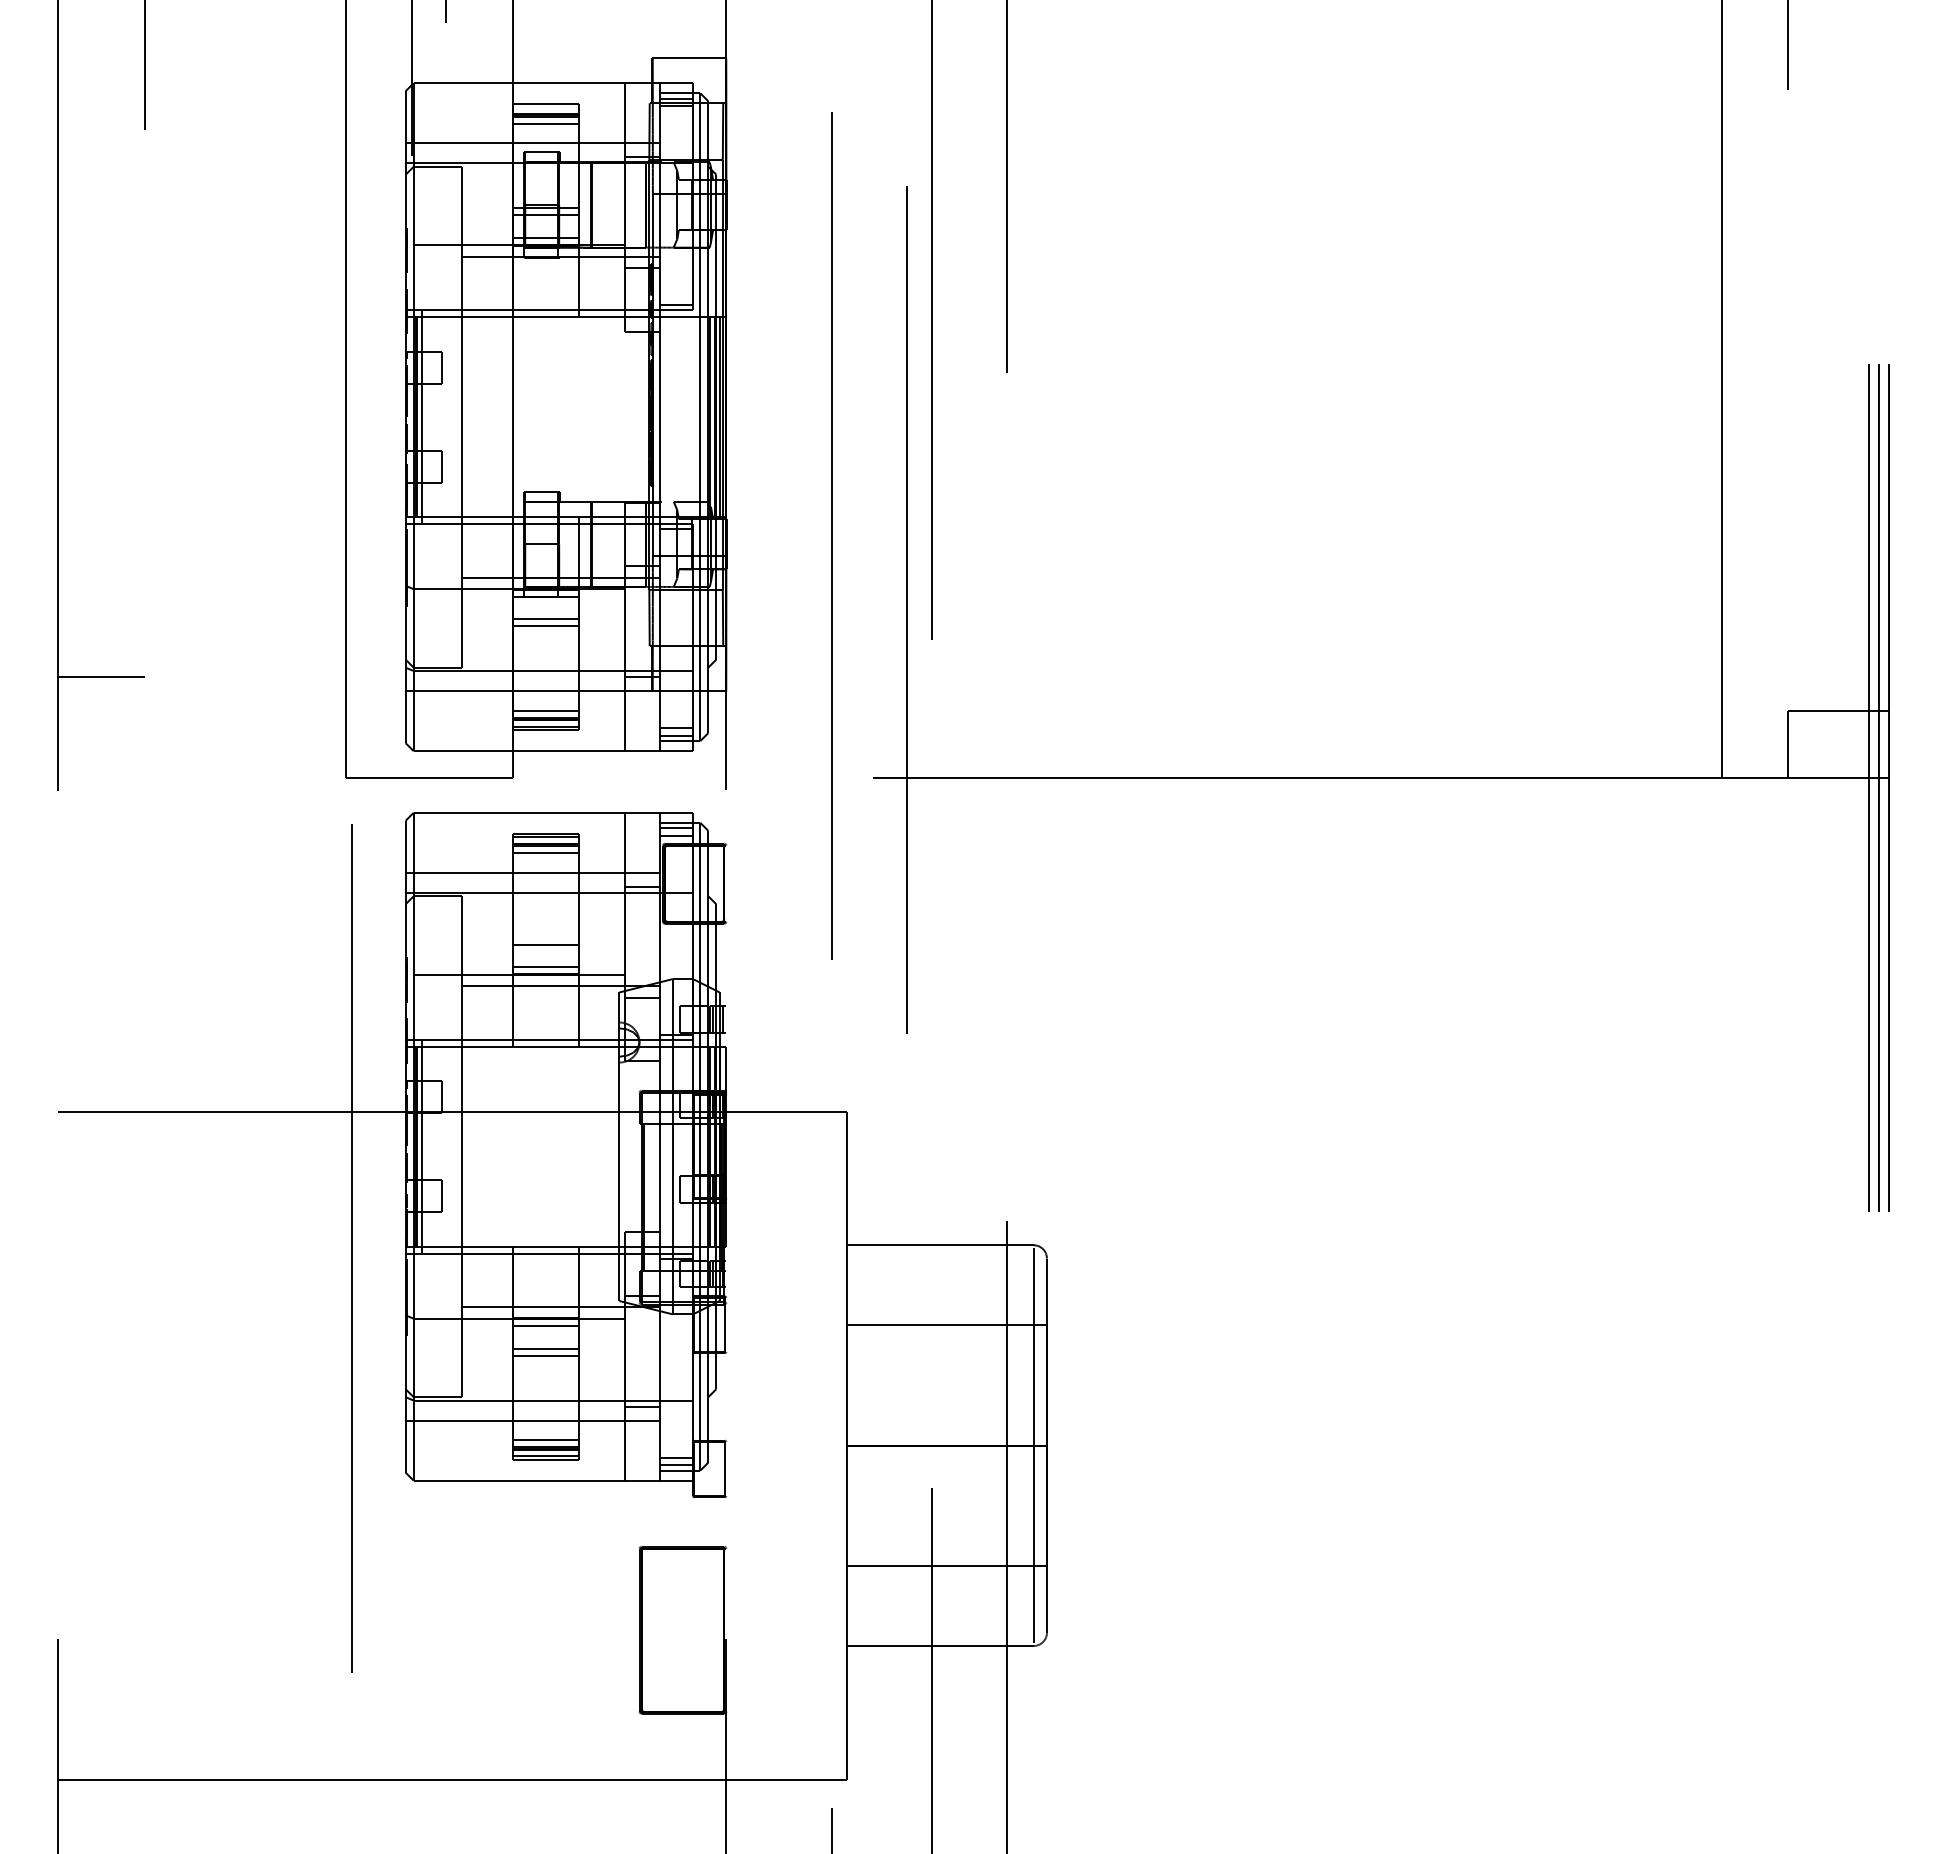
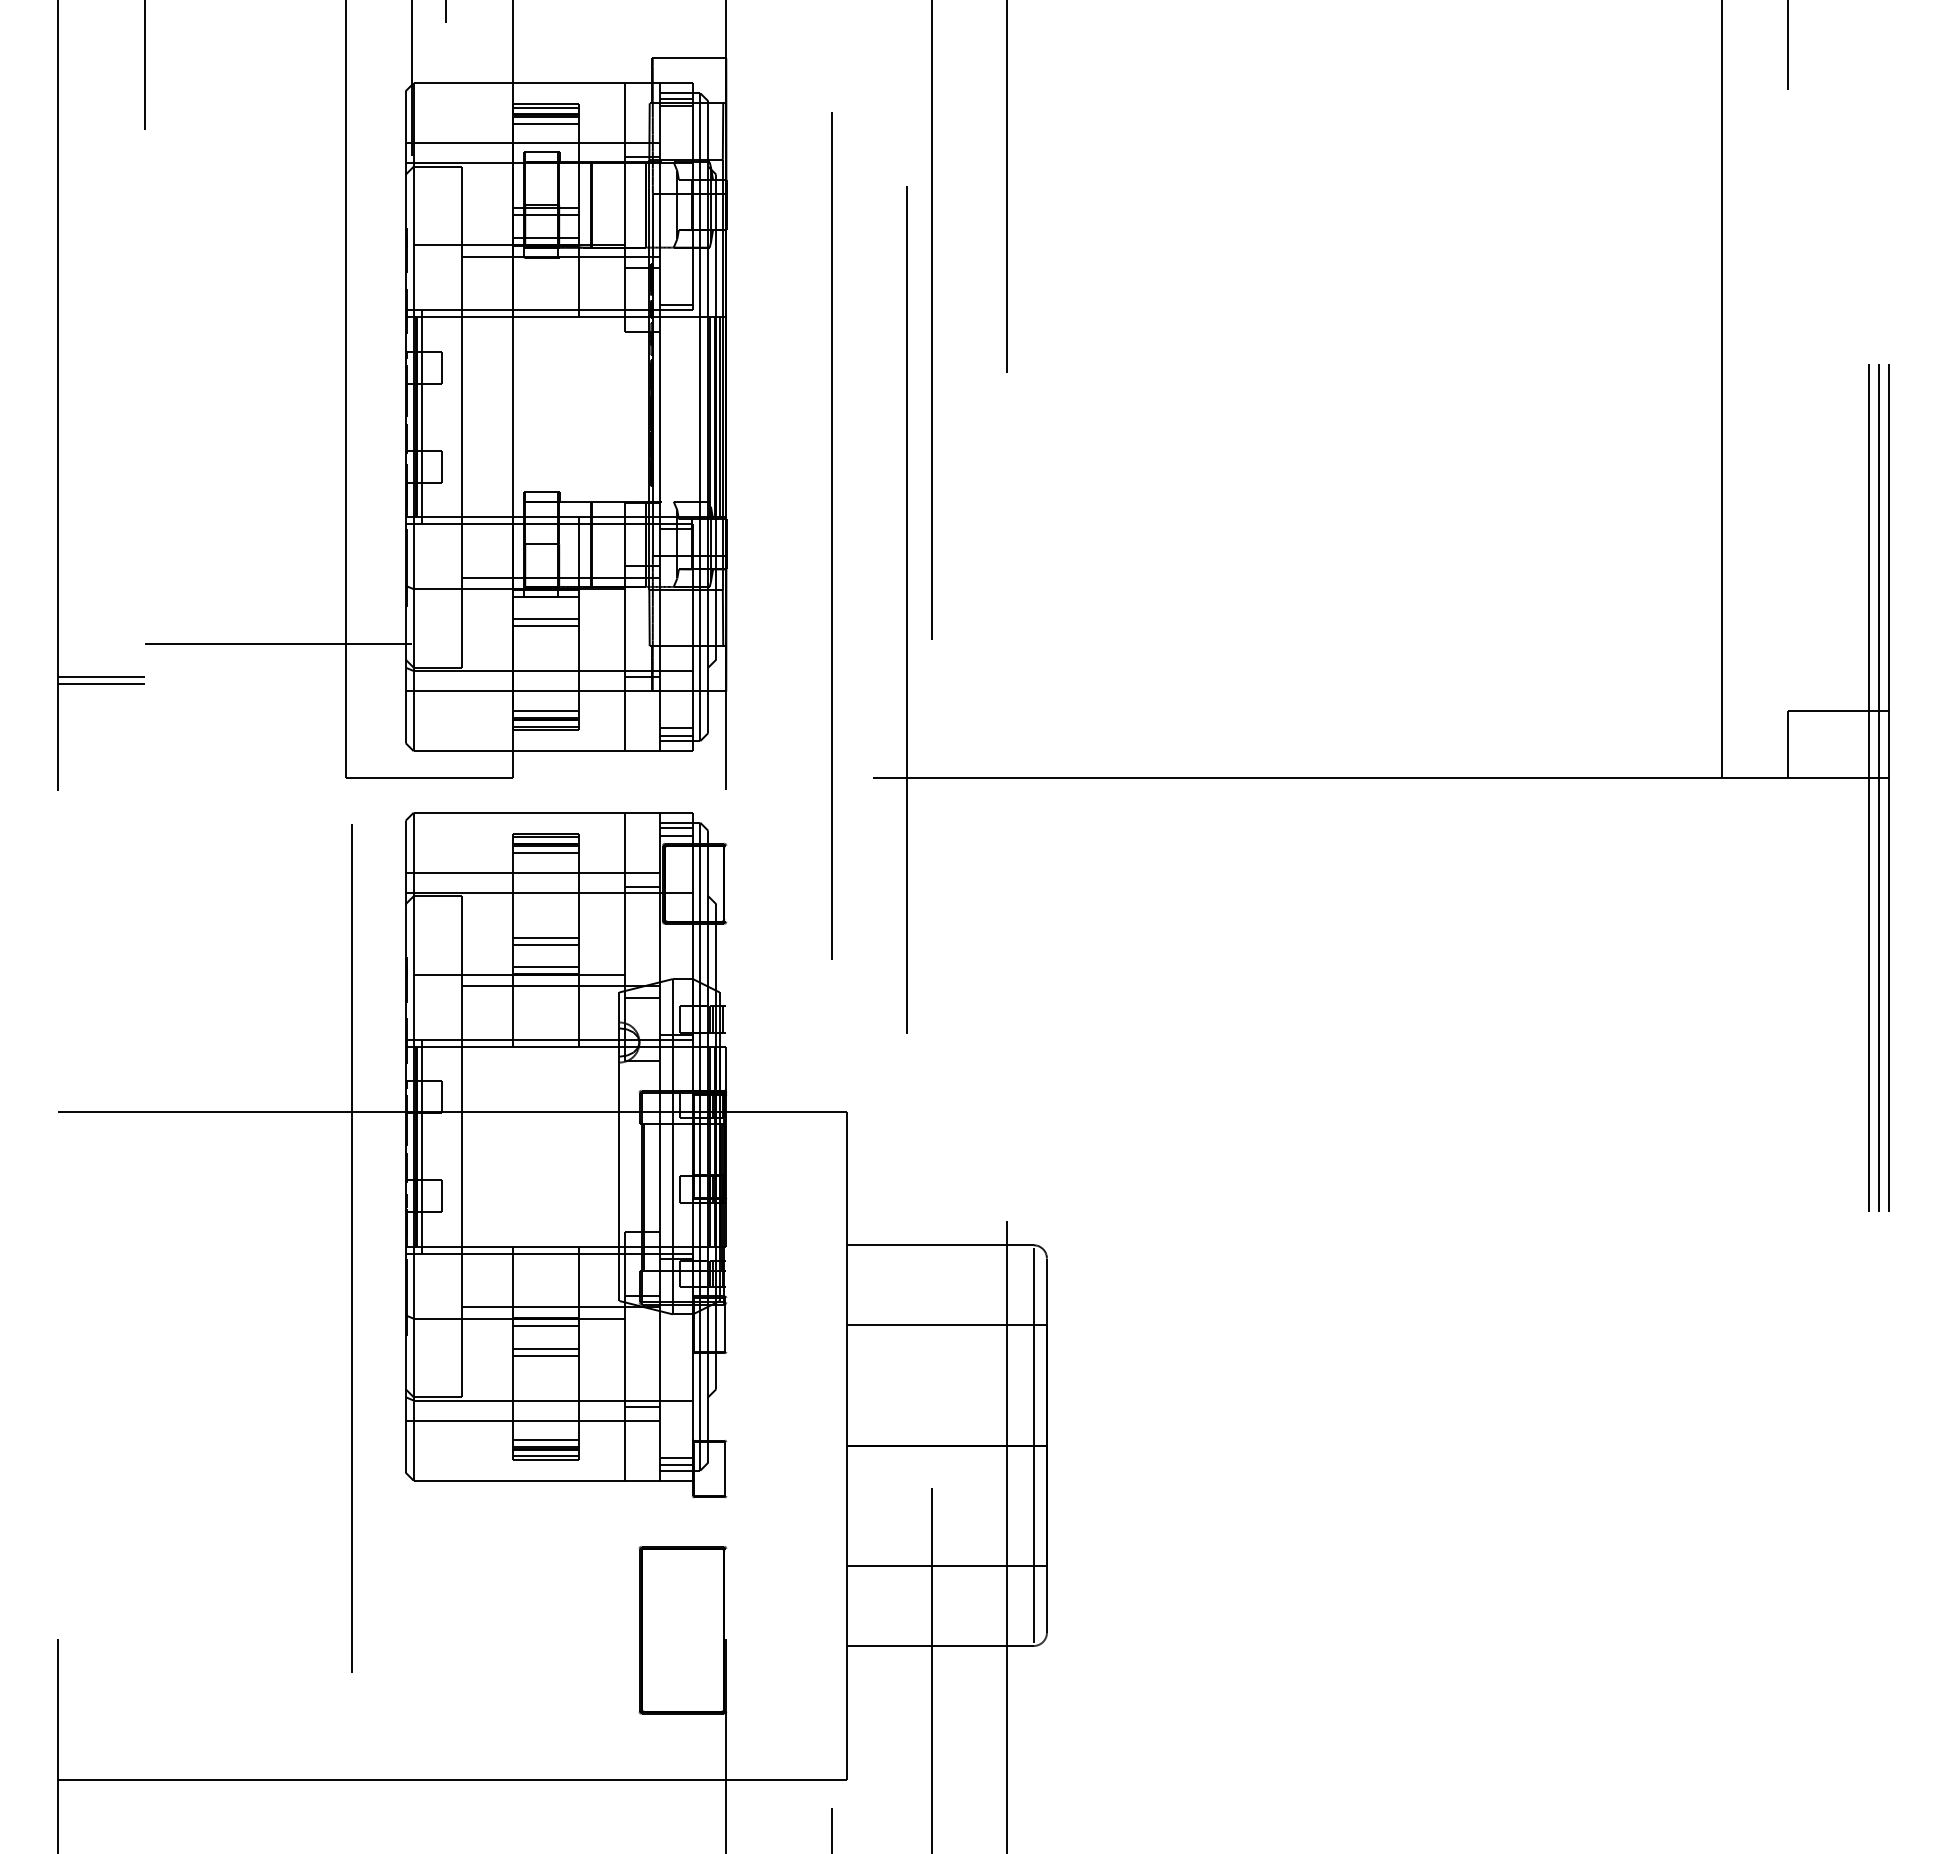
line: none -> present (545, 107)
line: none -> present (278, 644)
line: none -> present (101, 684)
line: none -> present (545, 937)
